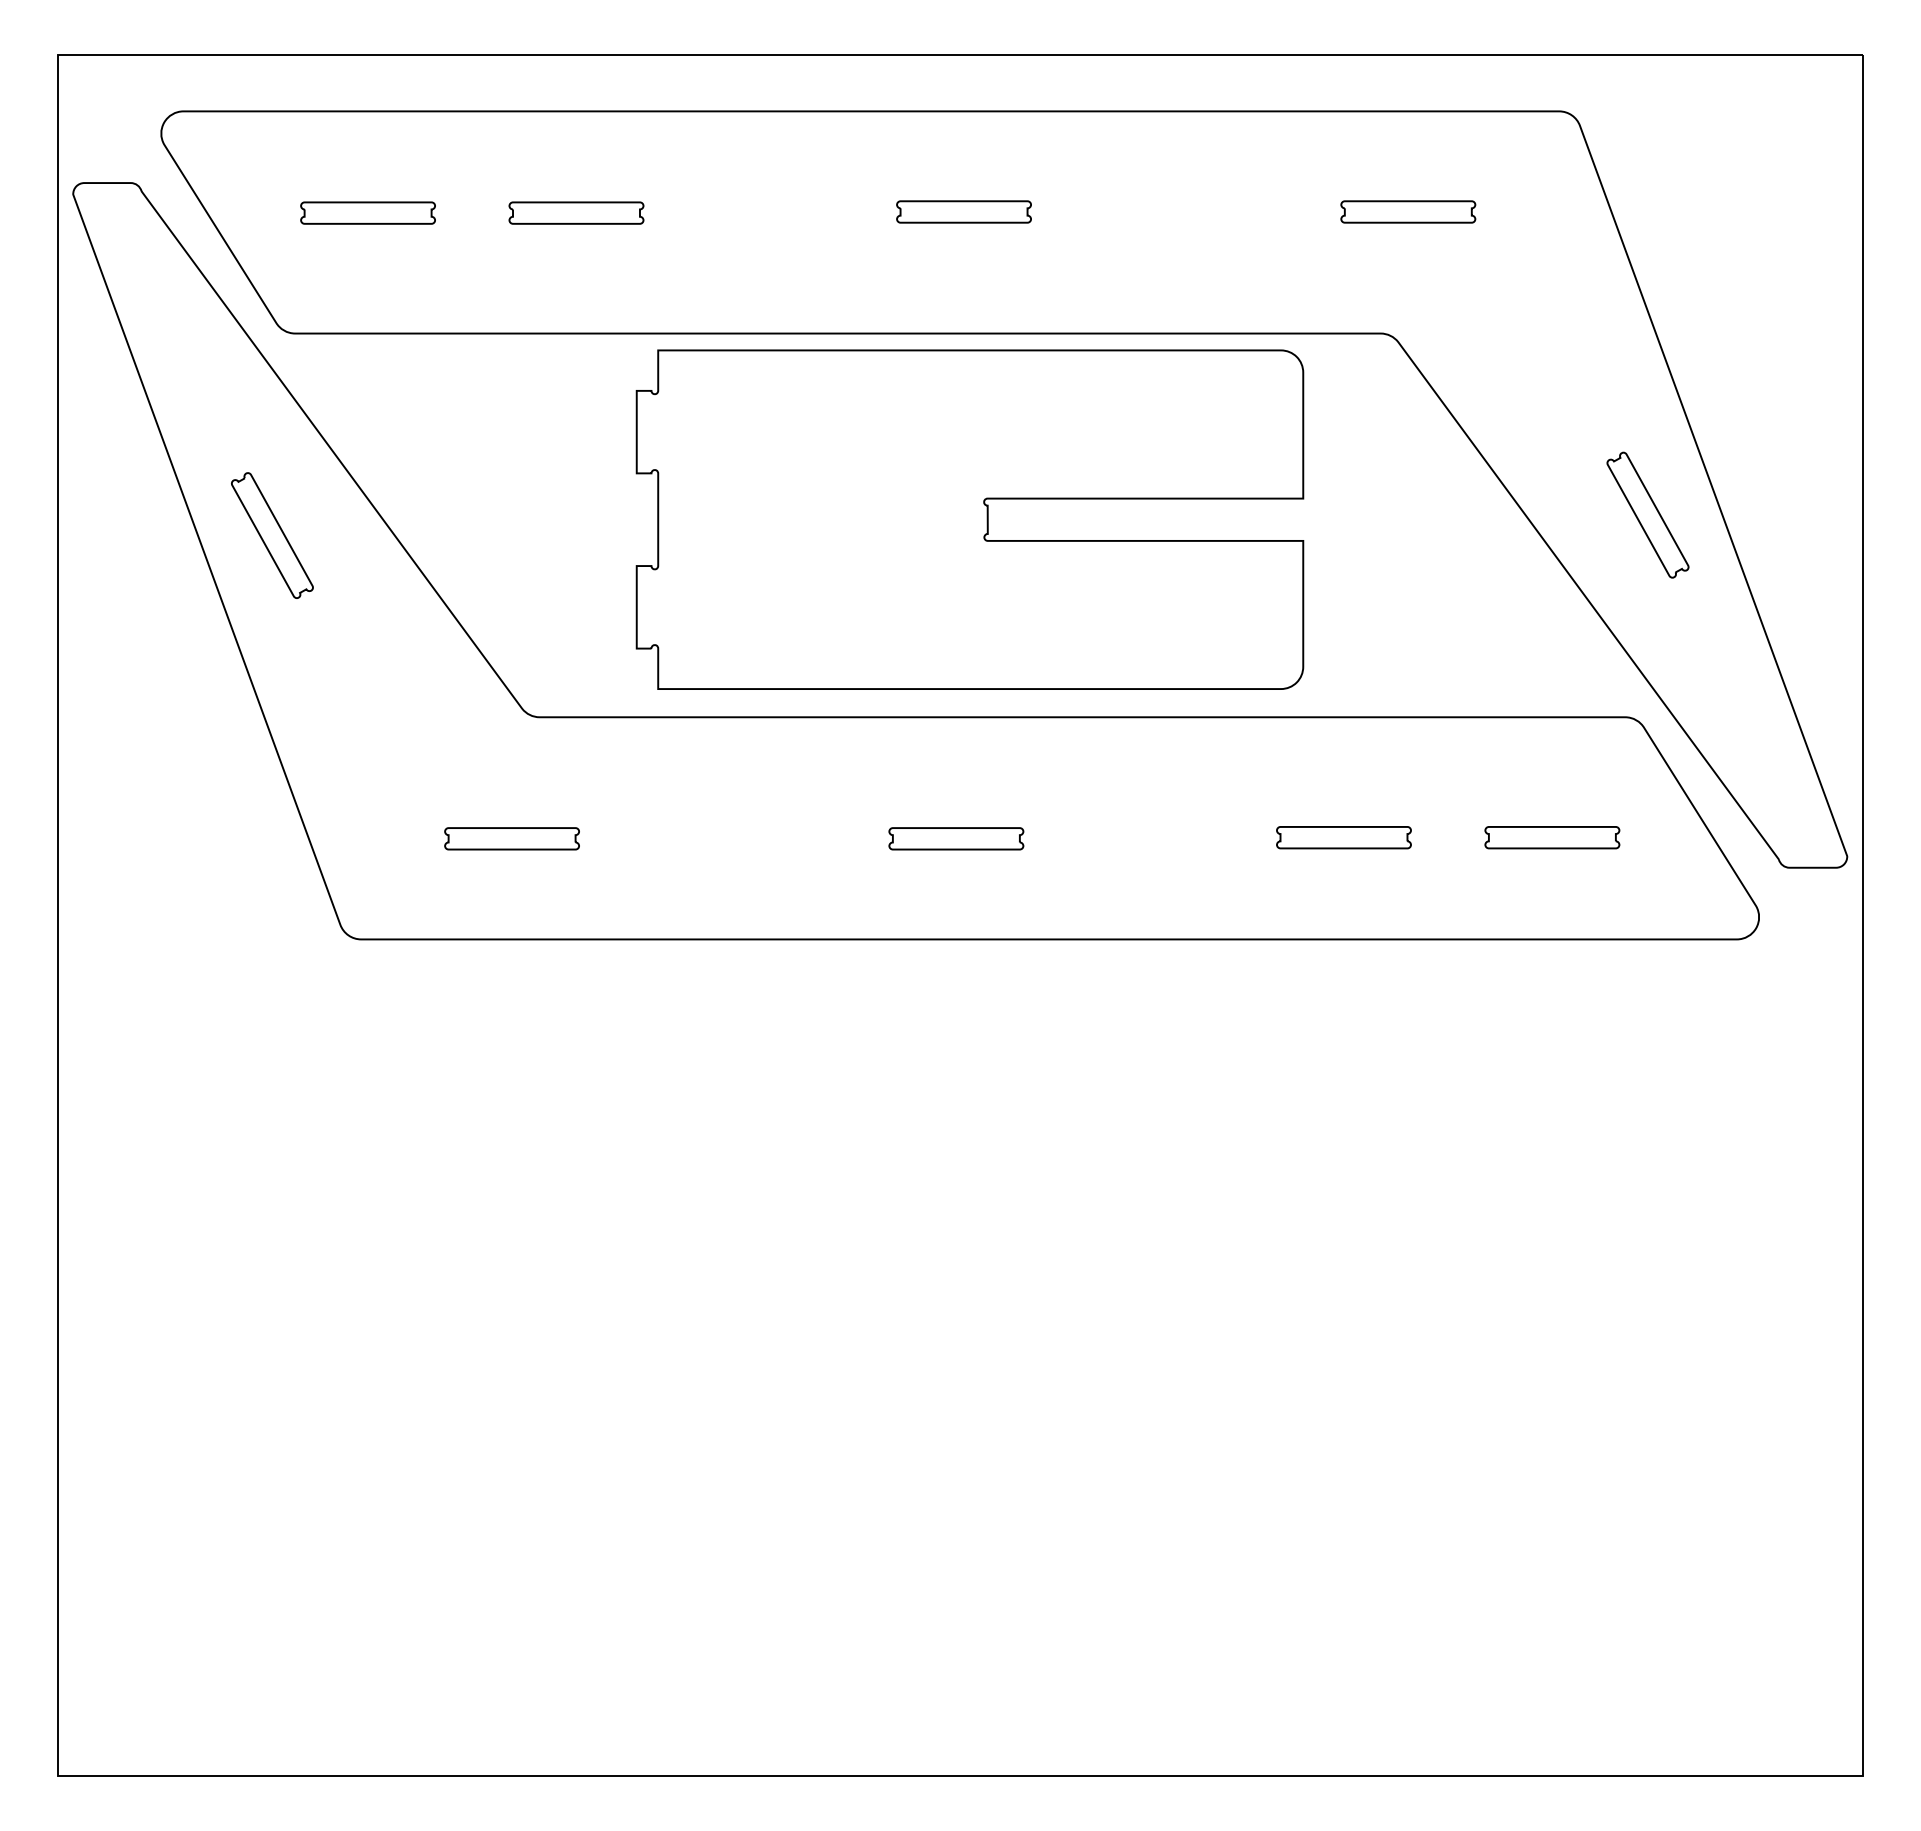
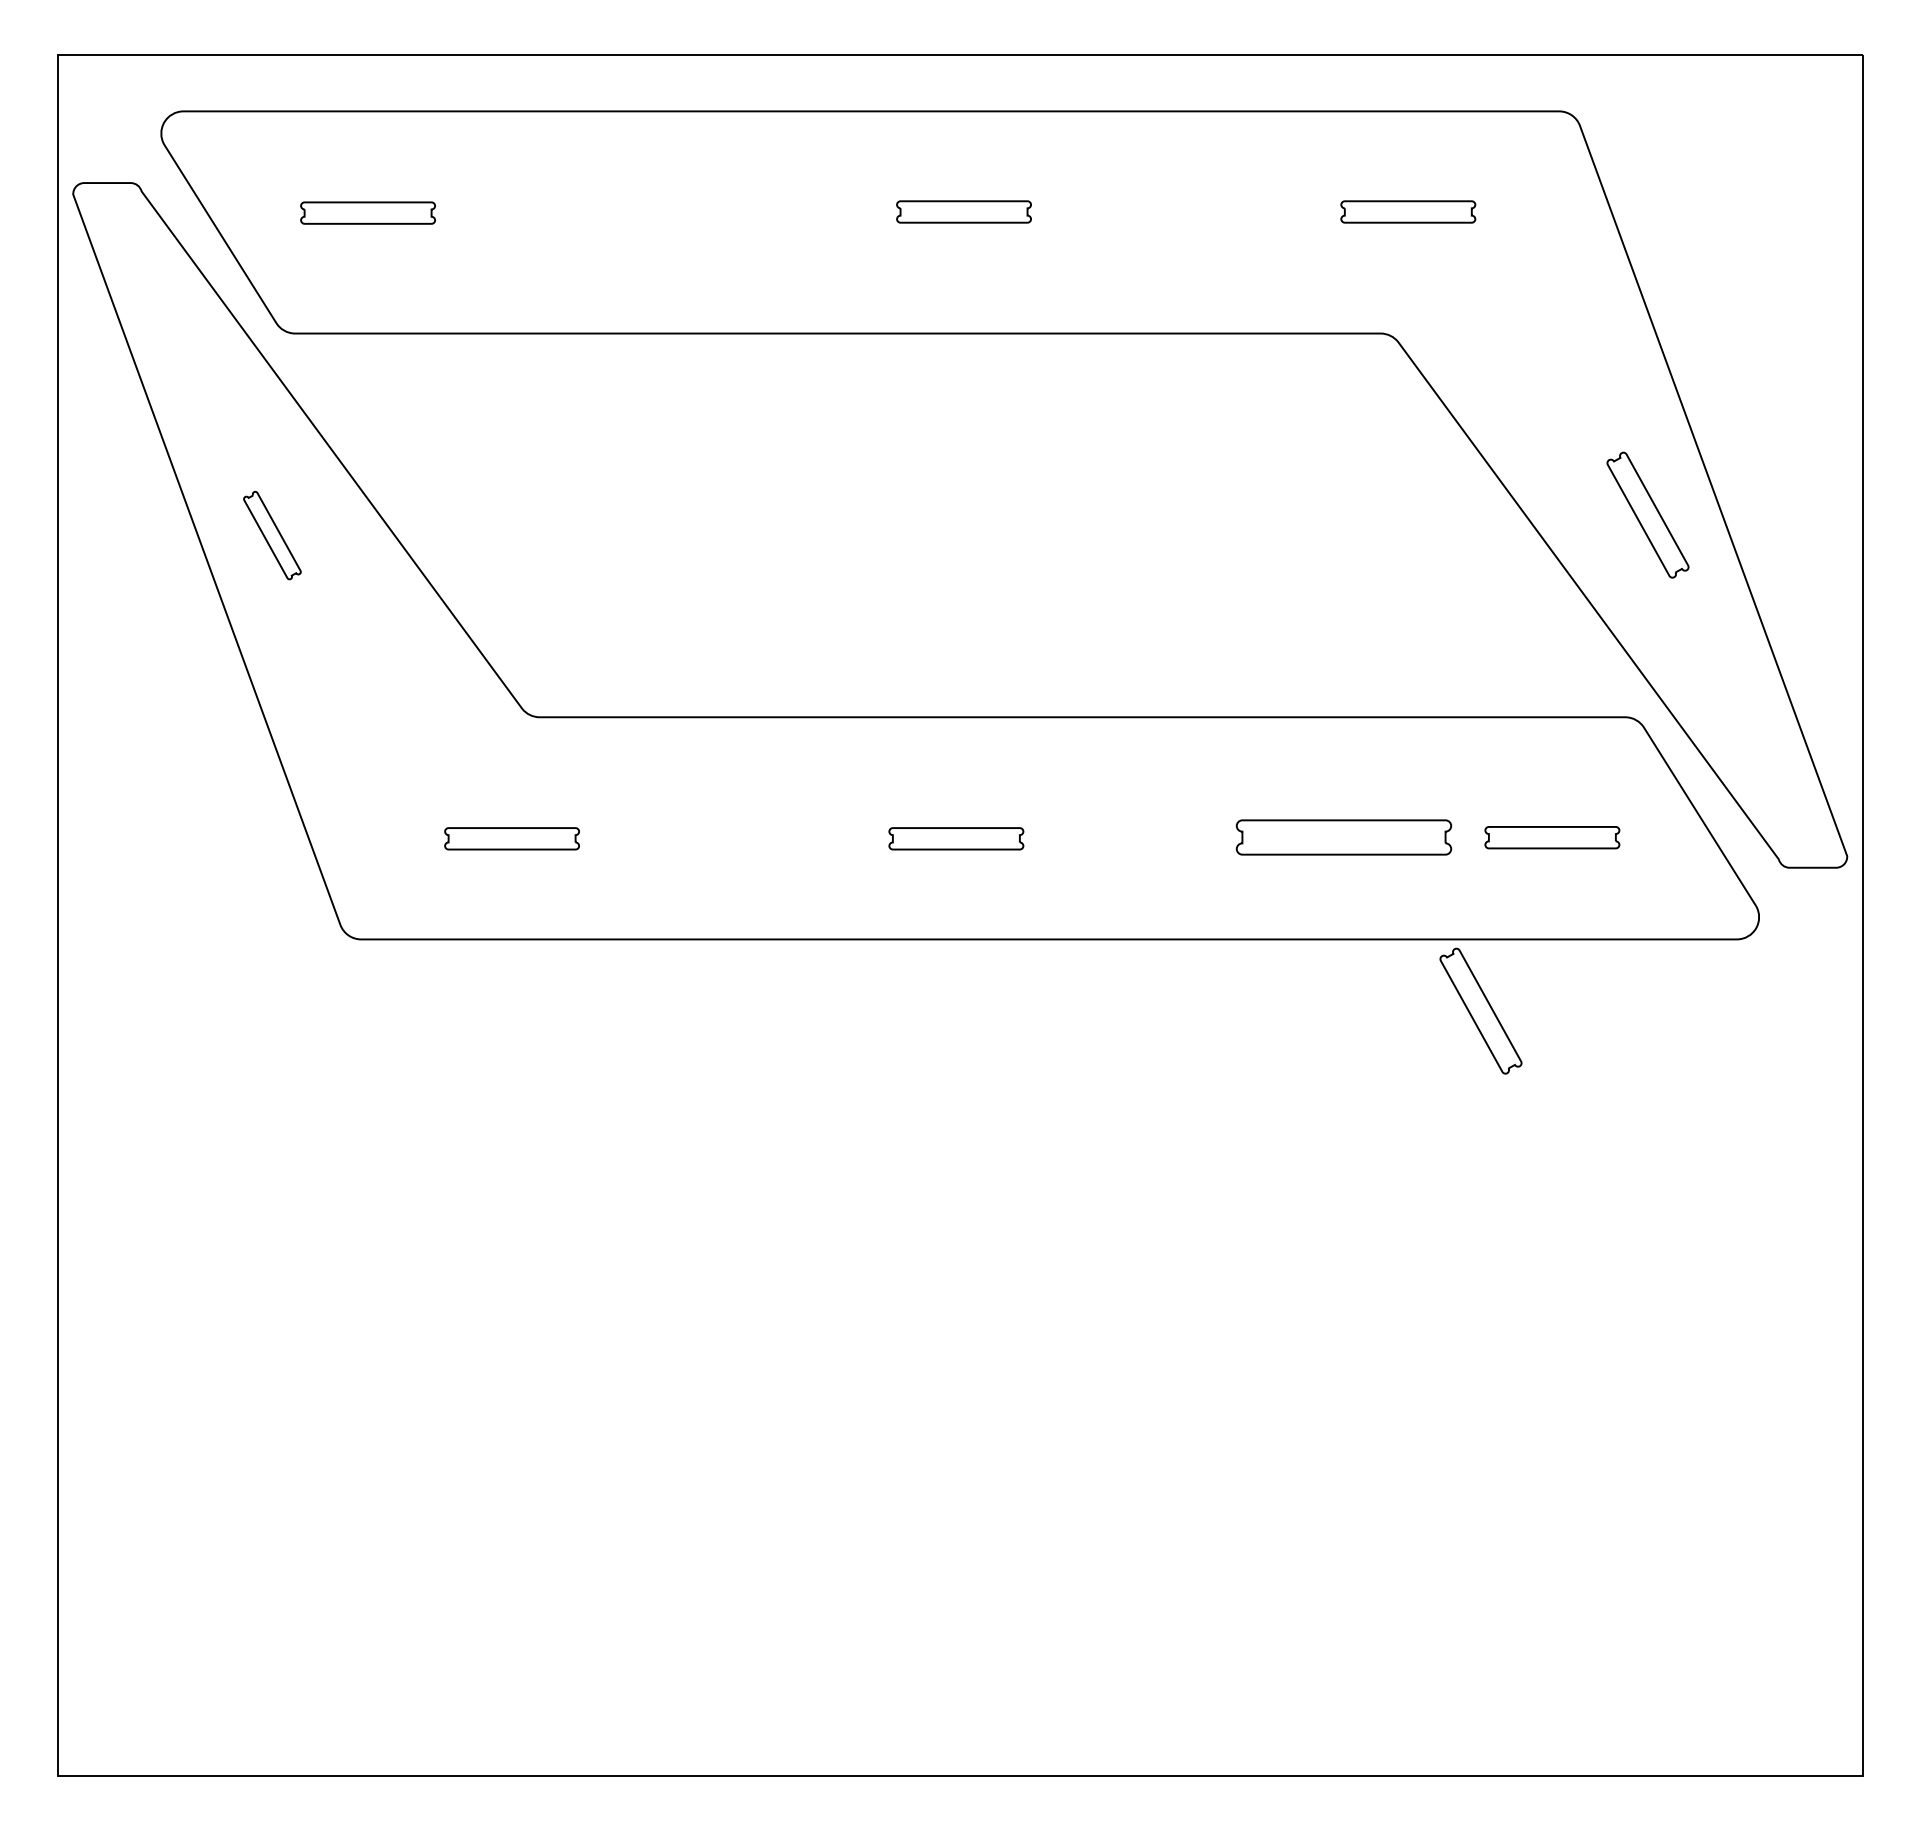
part: present -> none (576, 212)
part: present -> none (969, 519)
part size: 83x127 px -> 59x91 px (272, 535)
part size: 136x24 px -> 218x37 px (1343, 837)
part: none -> present (1480, 1010)
